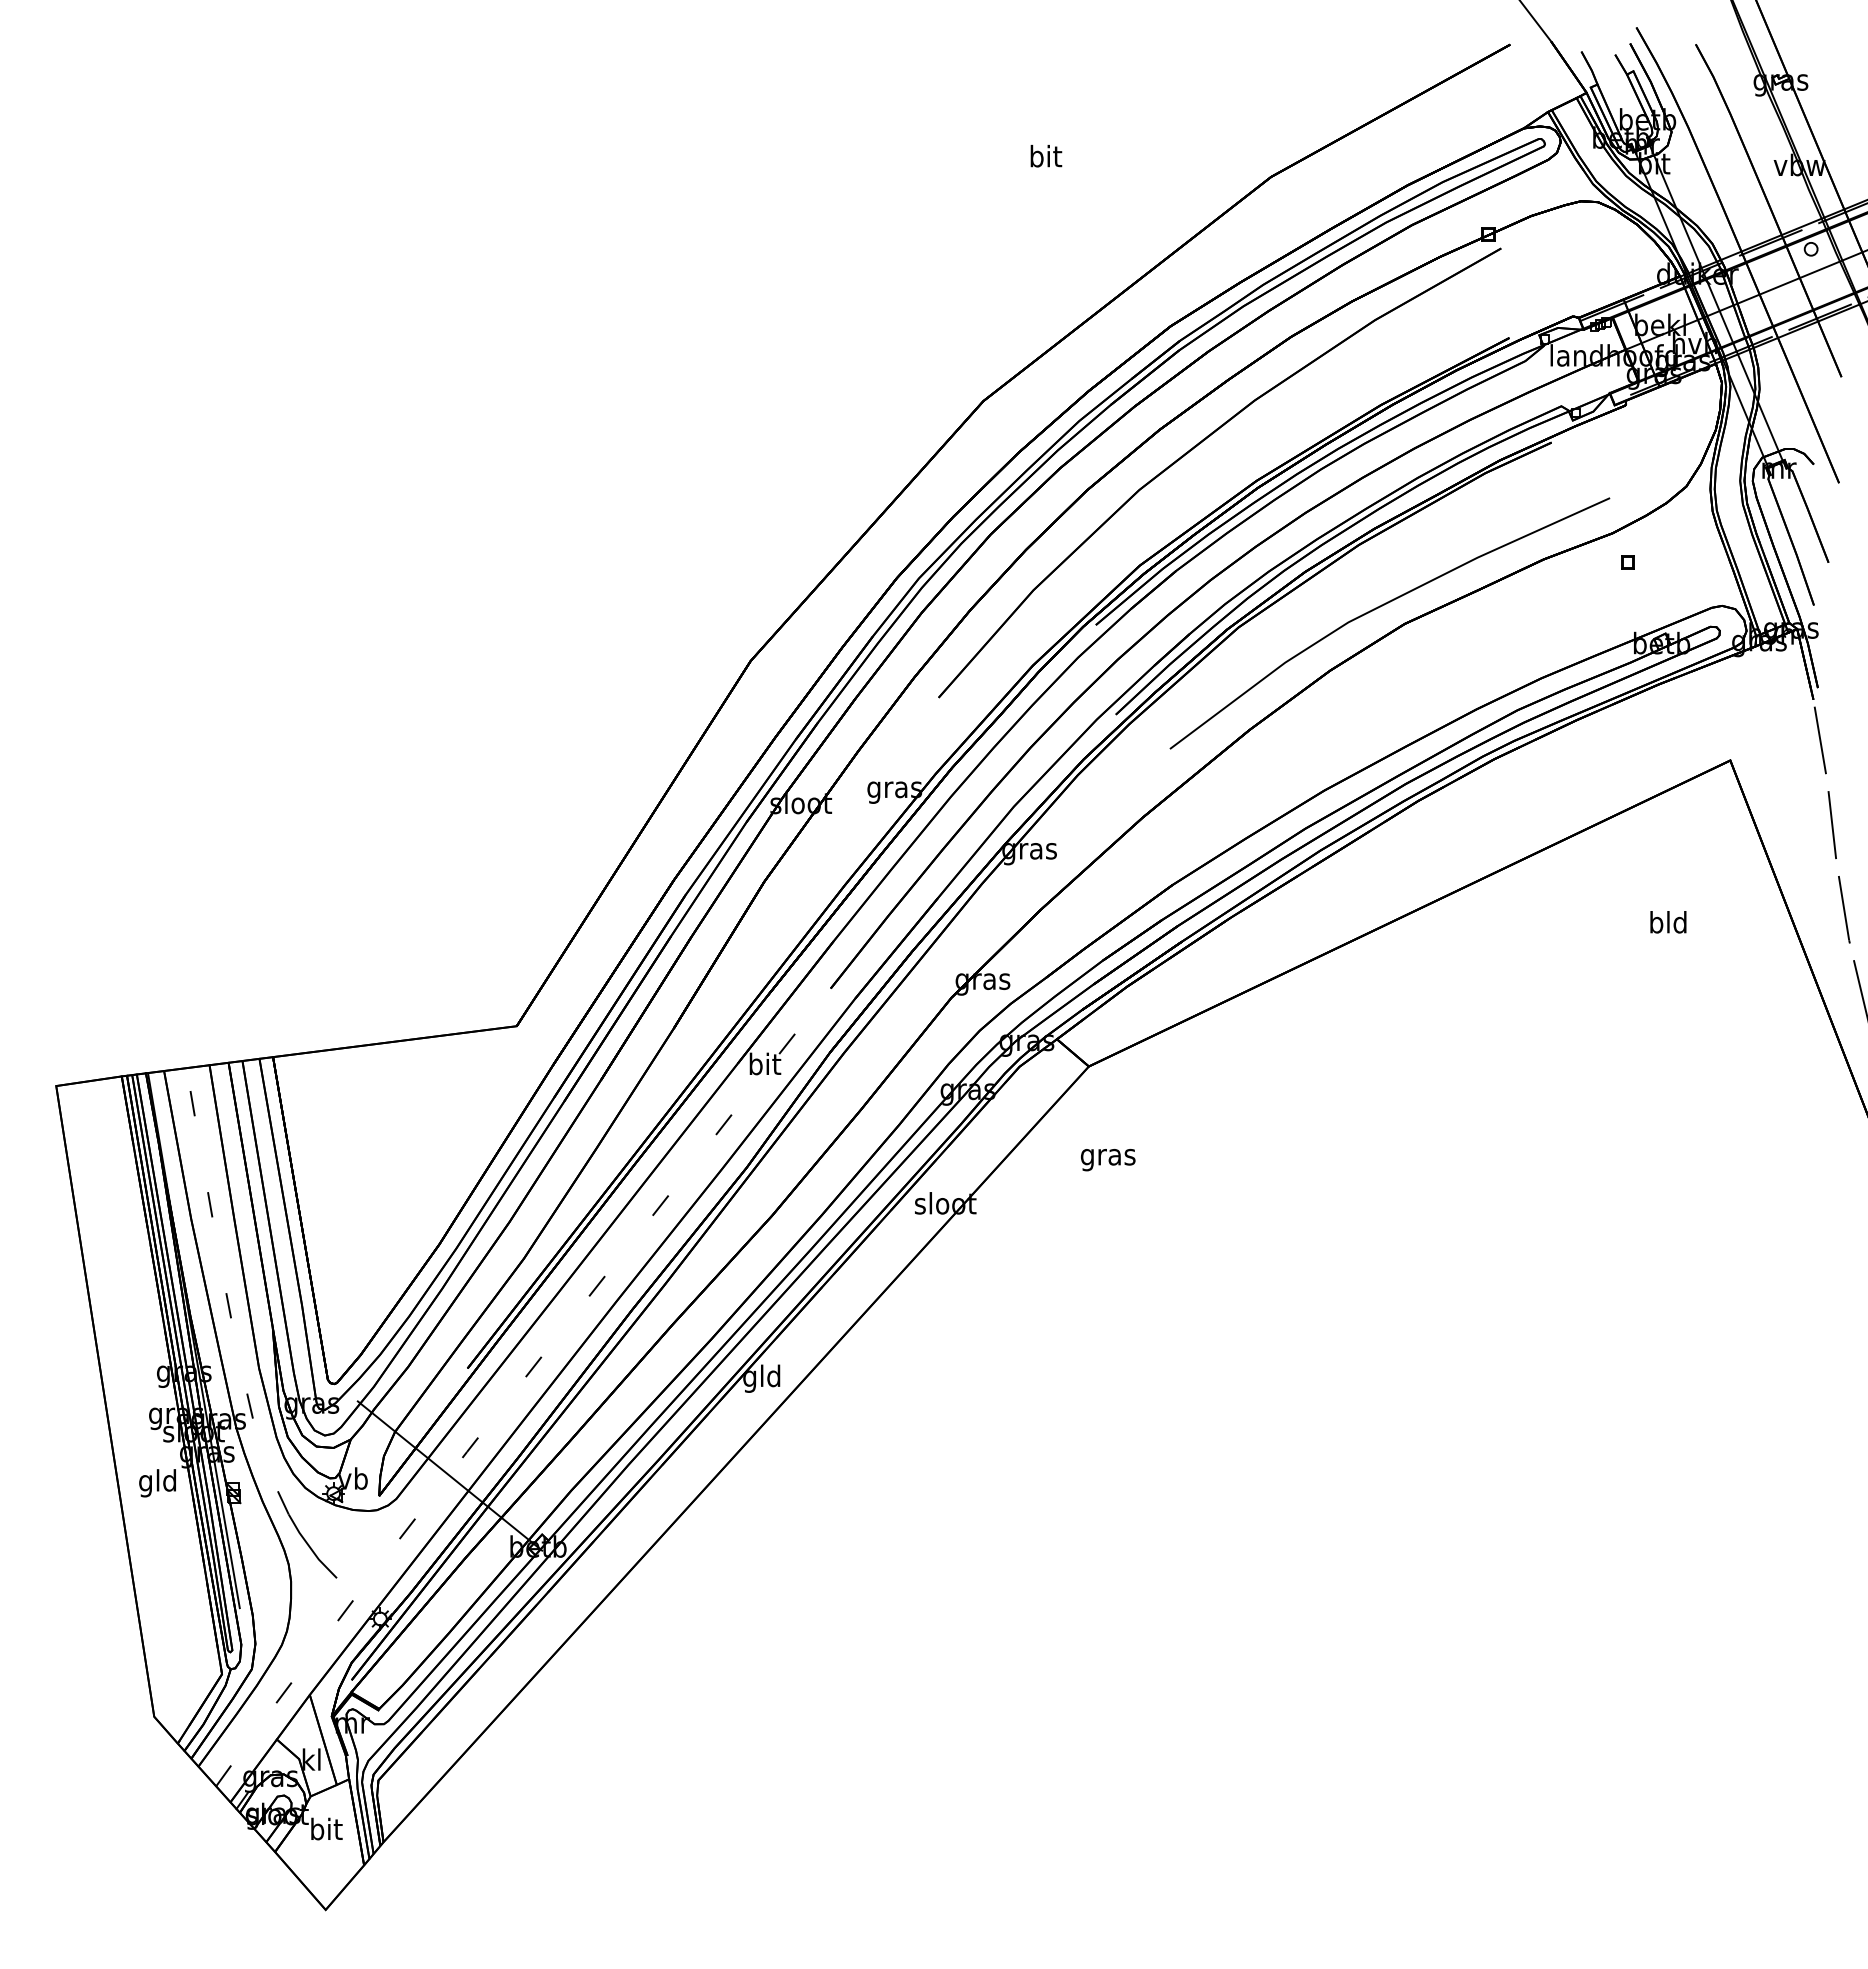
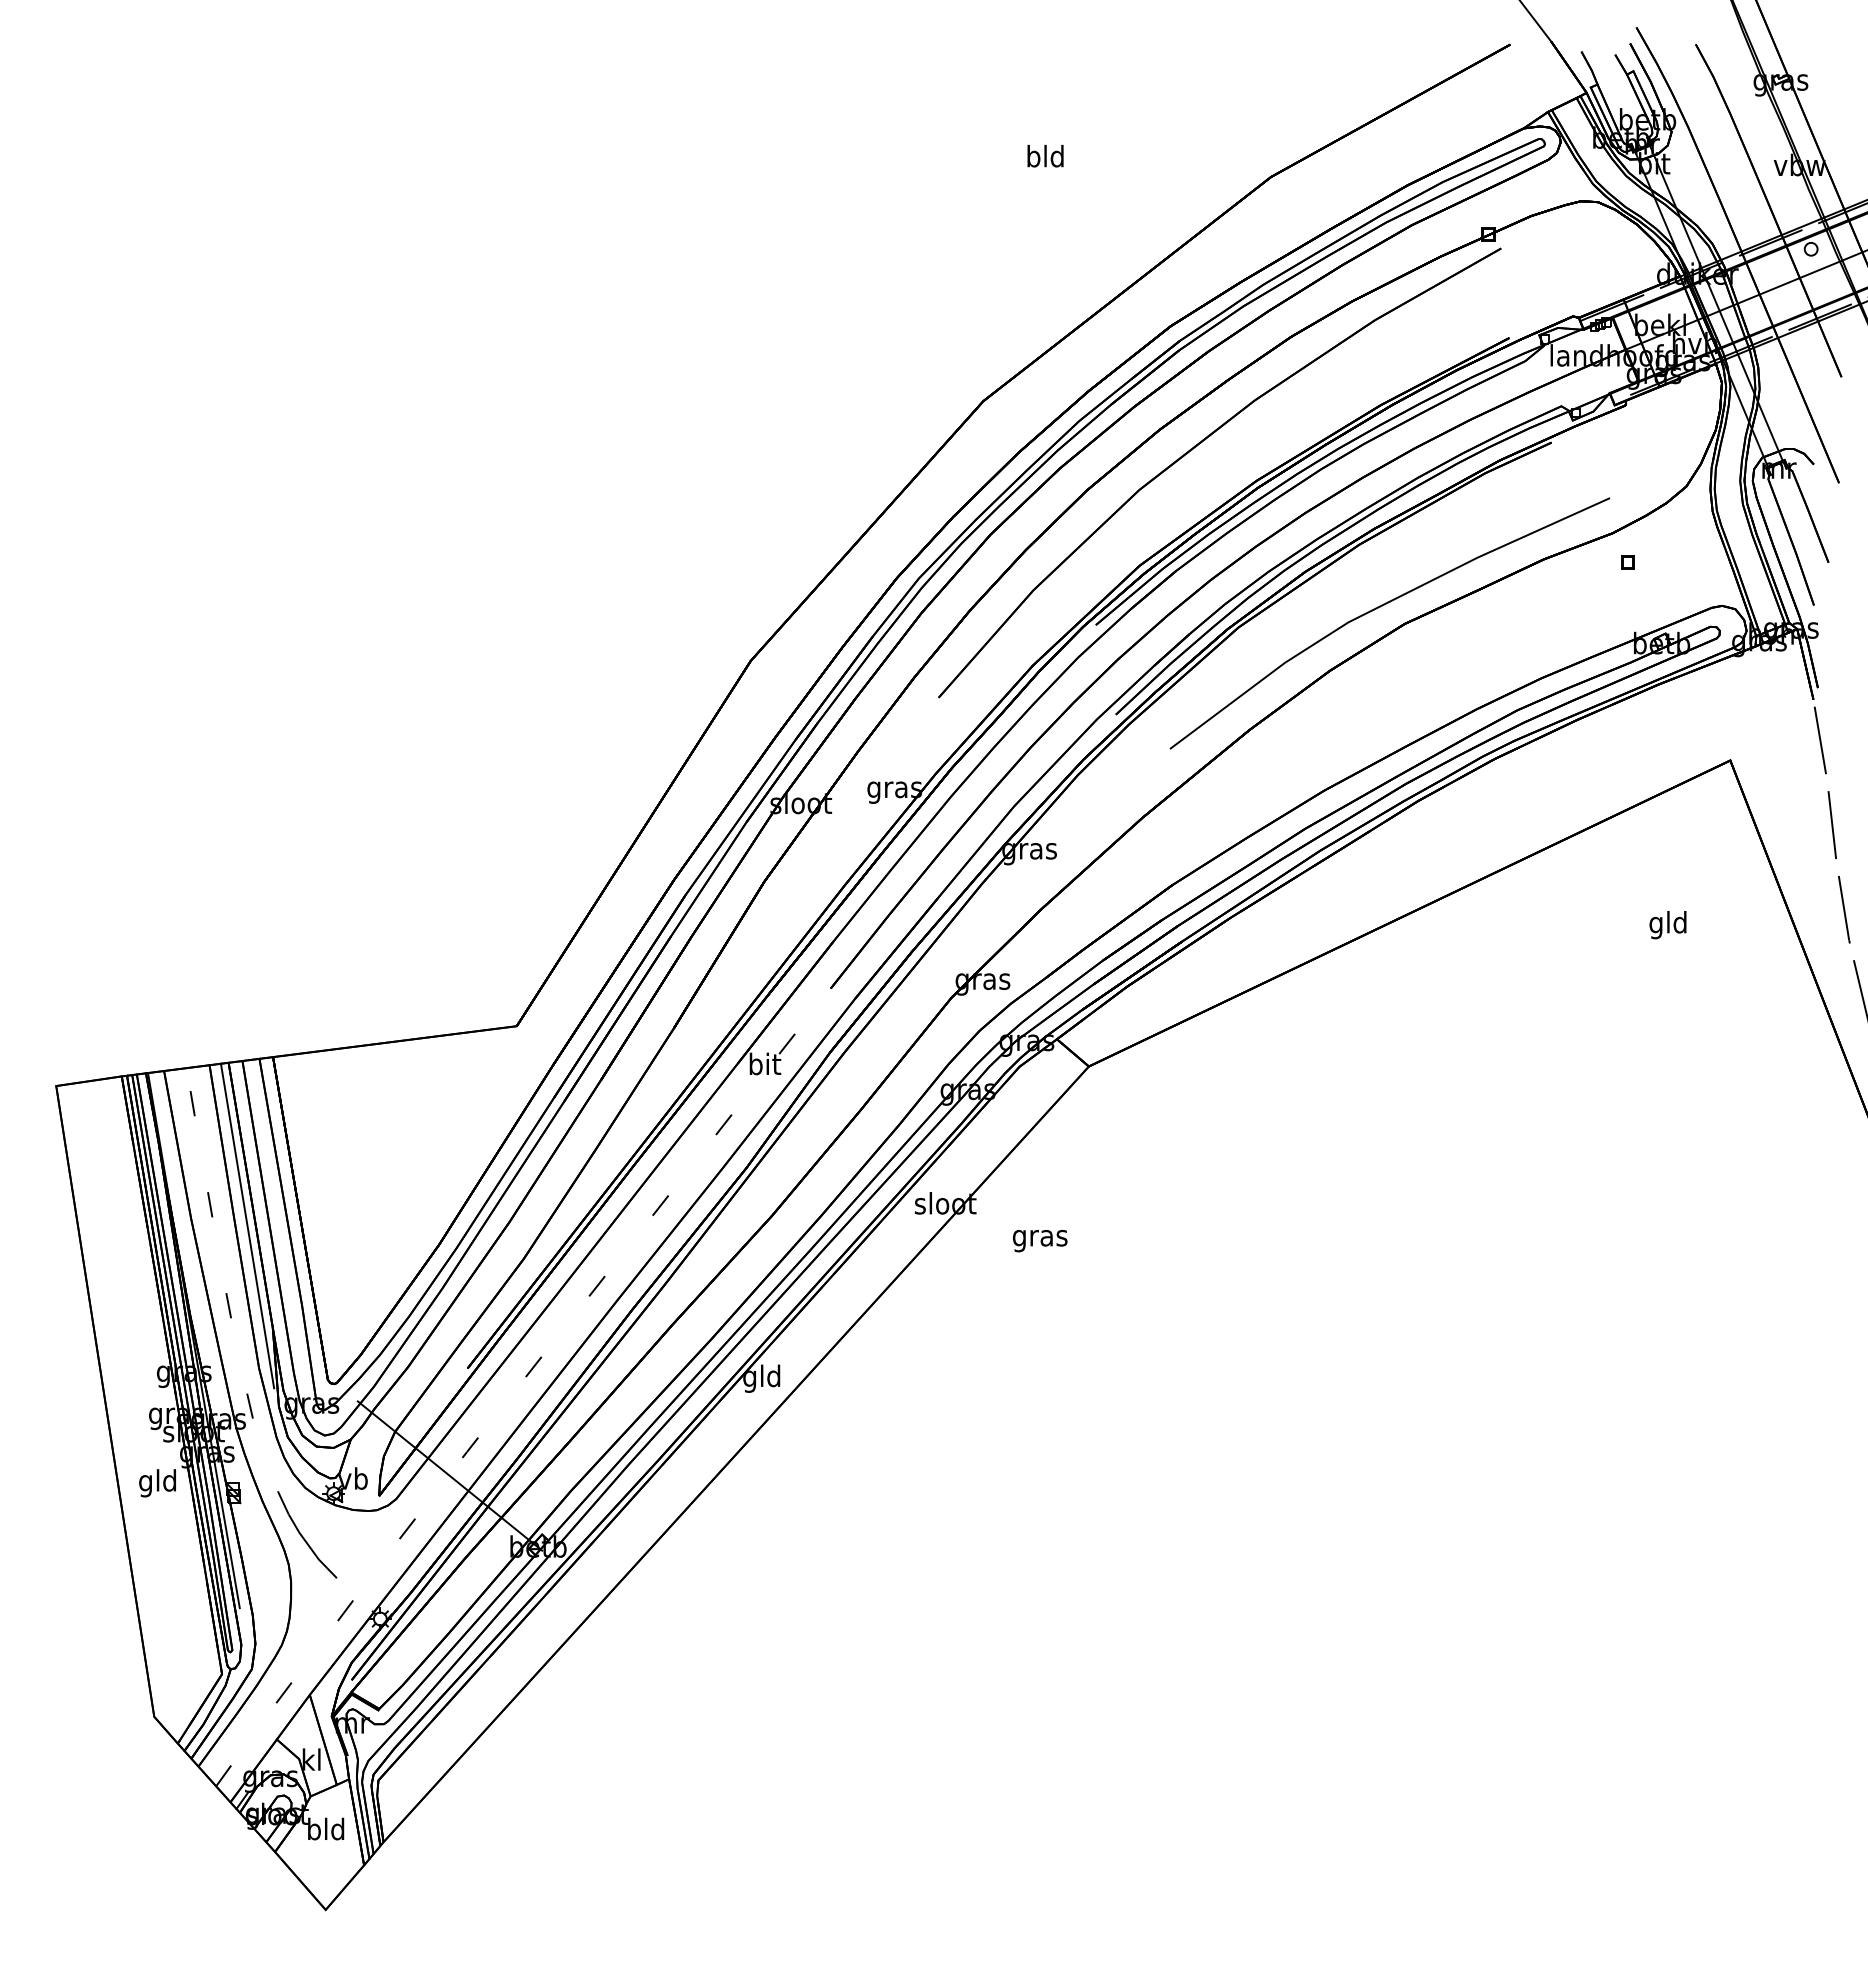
text: bit -> bld (1045, 155)
text: bld -> gld (1656, 925)
text position: (1108, 1160) -> (1040, 1241) (1040, 1241)
line: none -> present (247, 1225)
text: bit -> bld (326, 1828)
